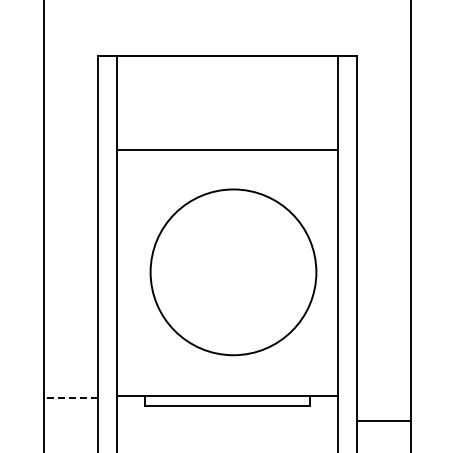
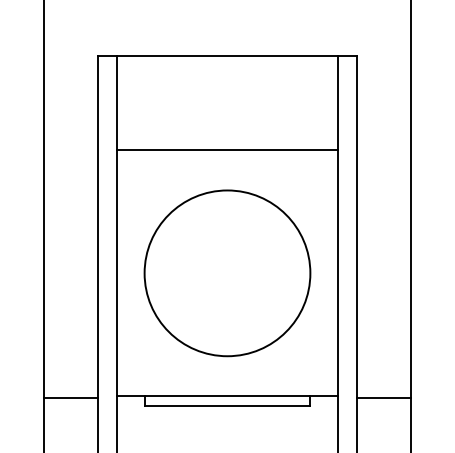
circle position: (233, 272) -> (227, 273) (227, 273)
line: dashed -> solid (70, 398)
line position: (384, 421) -> (384, 398) (384, 398)
